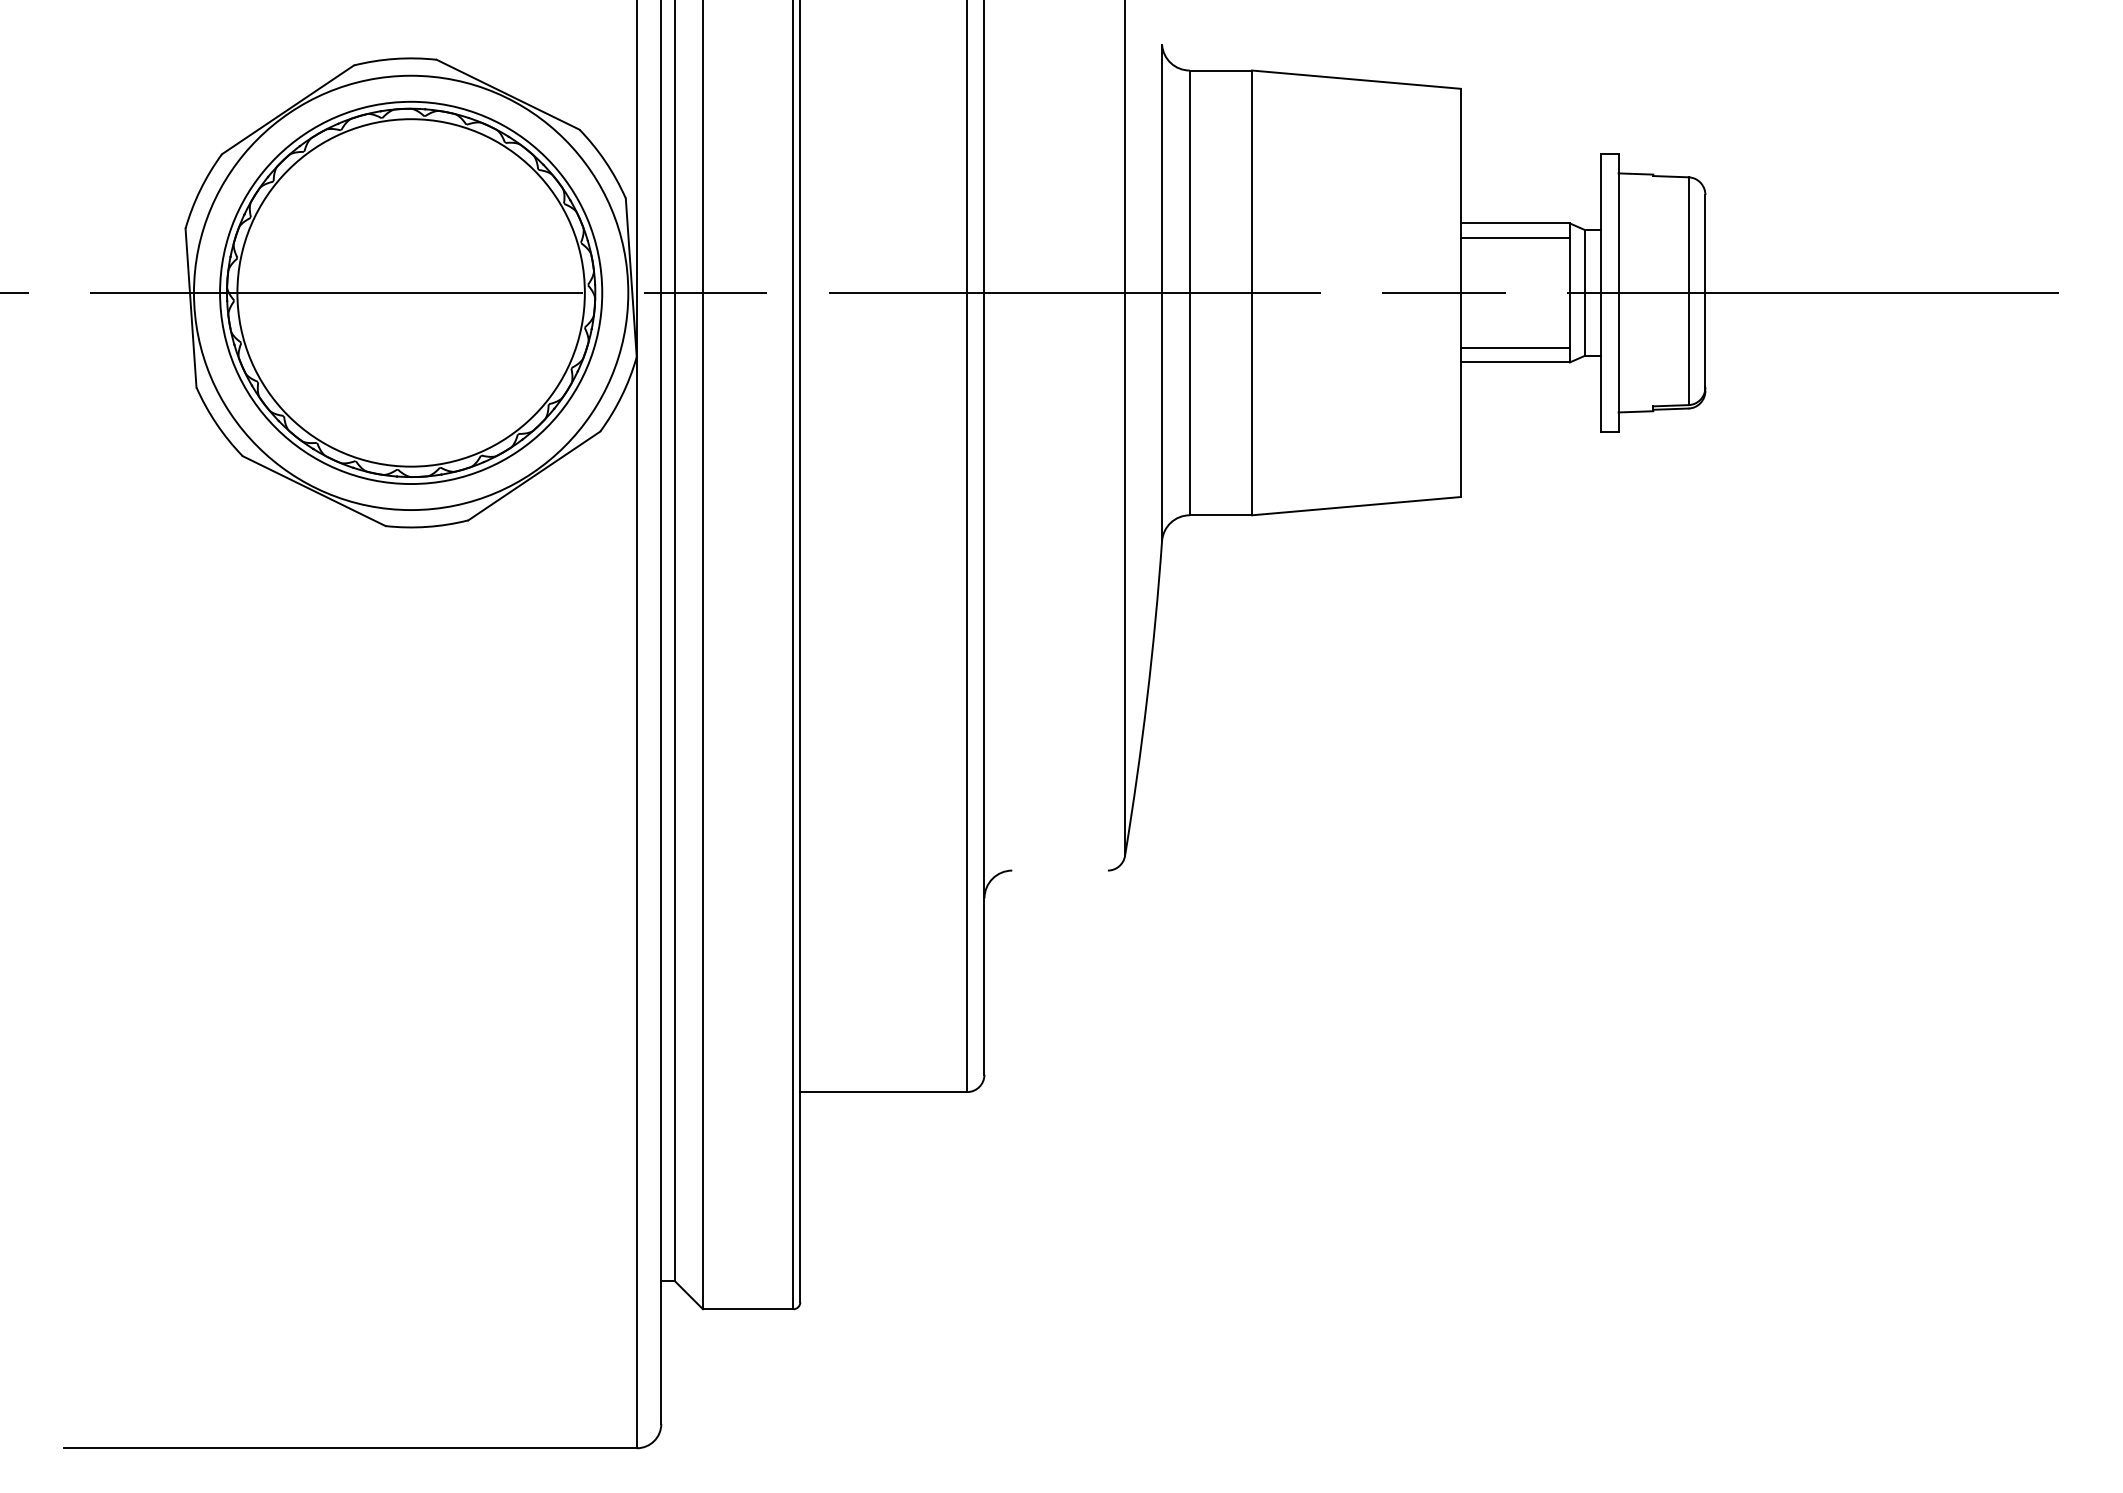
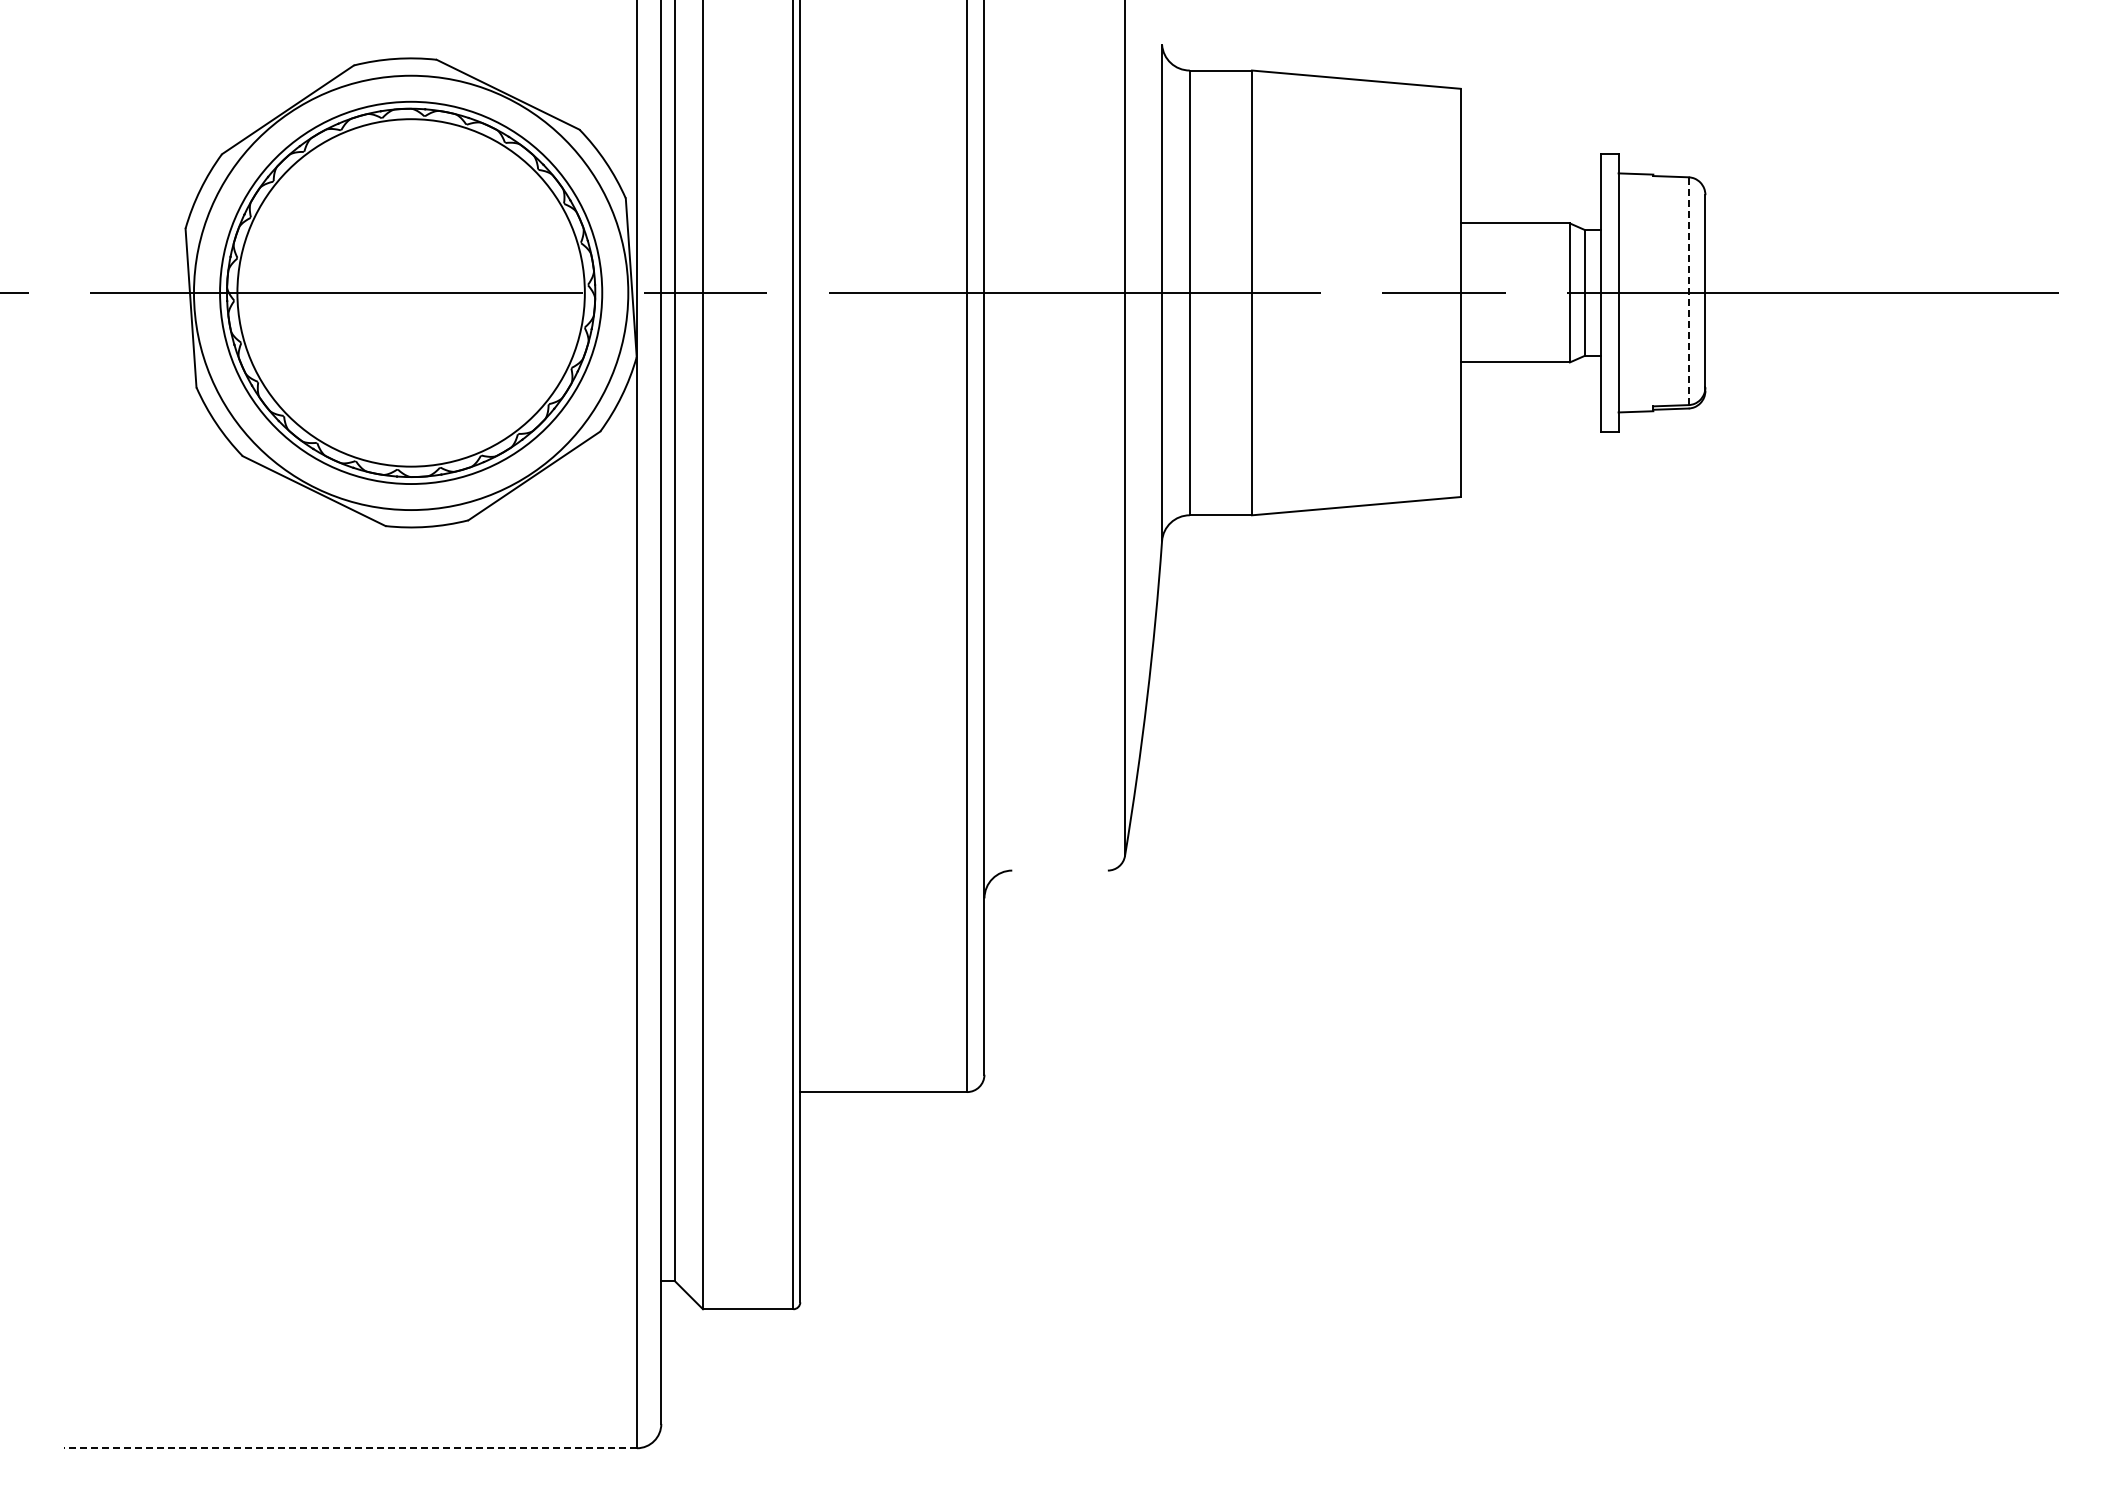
line: present -> none (1514, 237)
line: solid -> dashed (1688, 291)
line: present -> none (1514, 347)
line: solid -> dashed (350, 1448)
